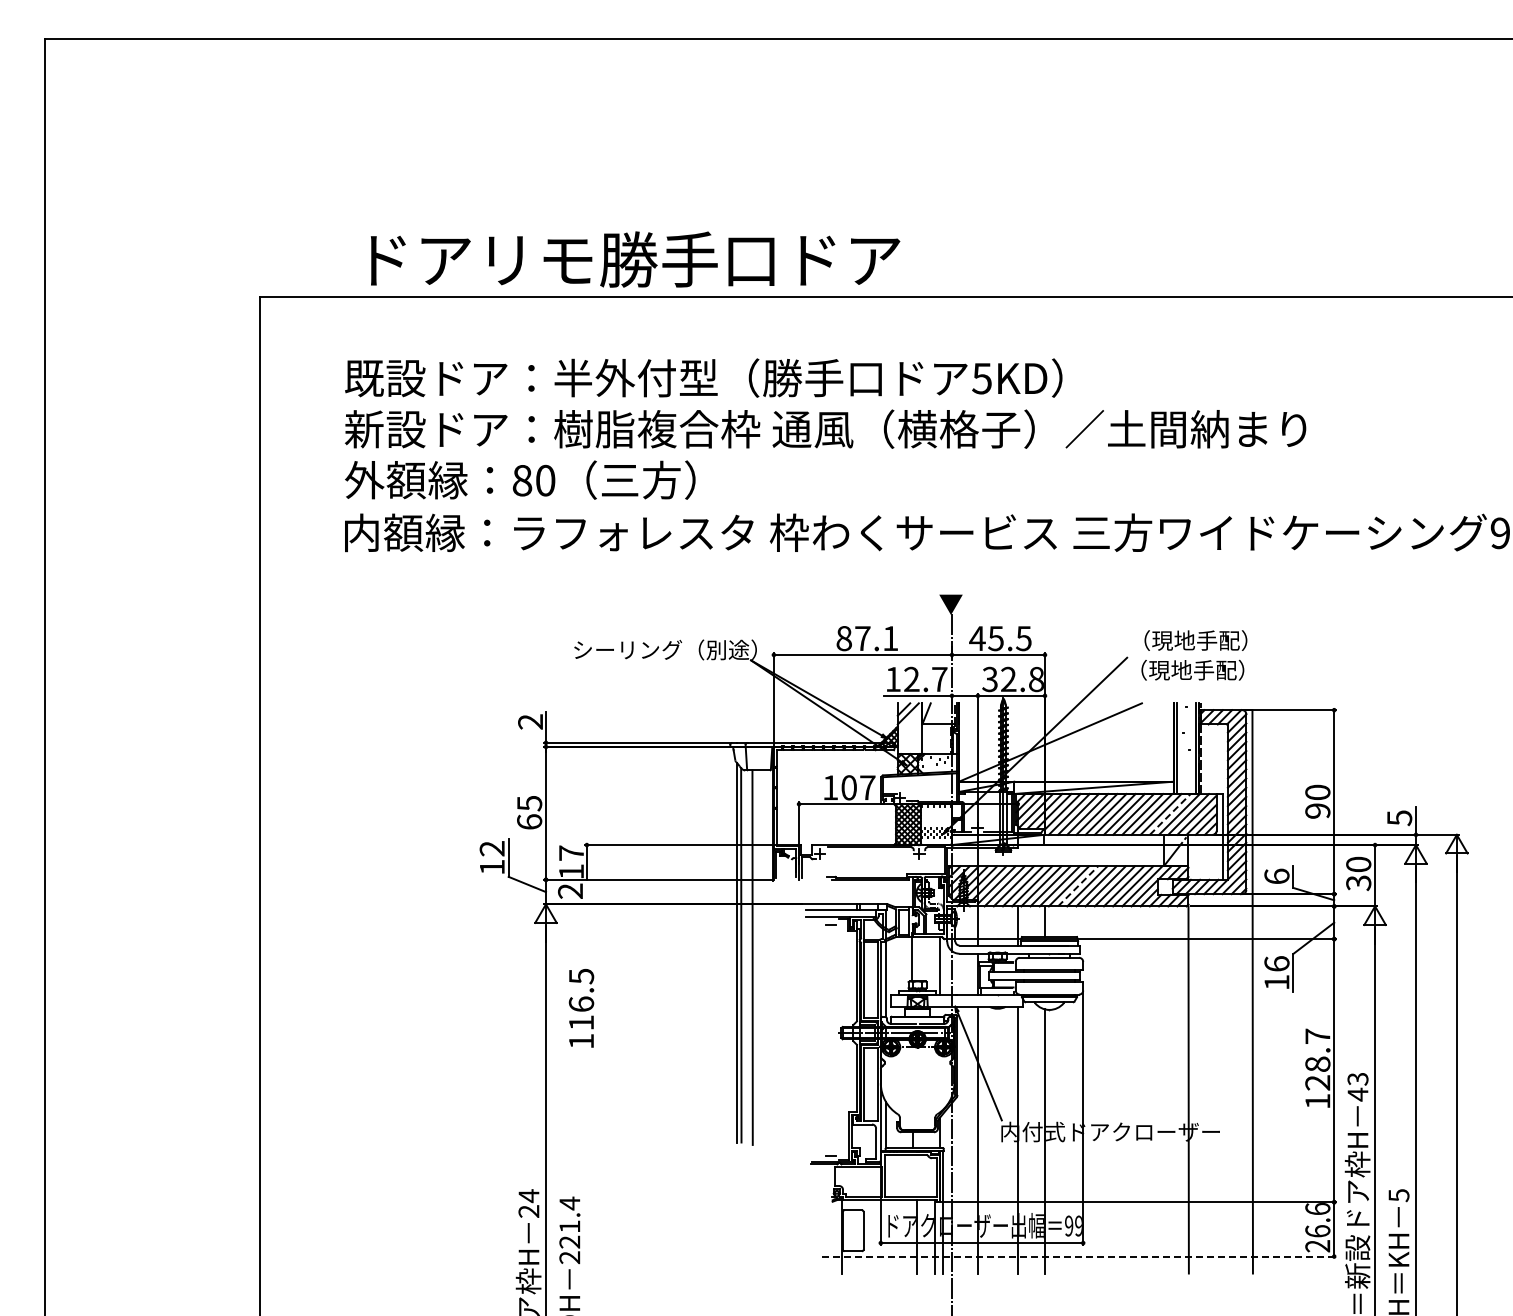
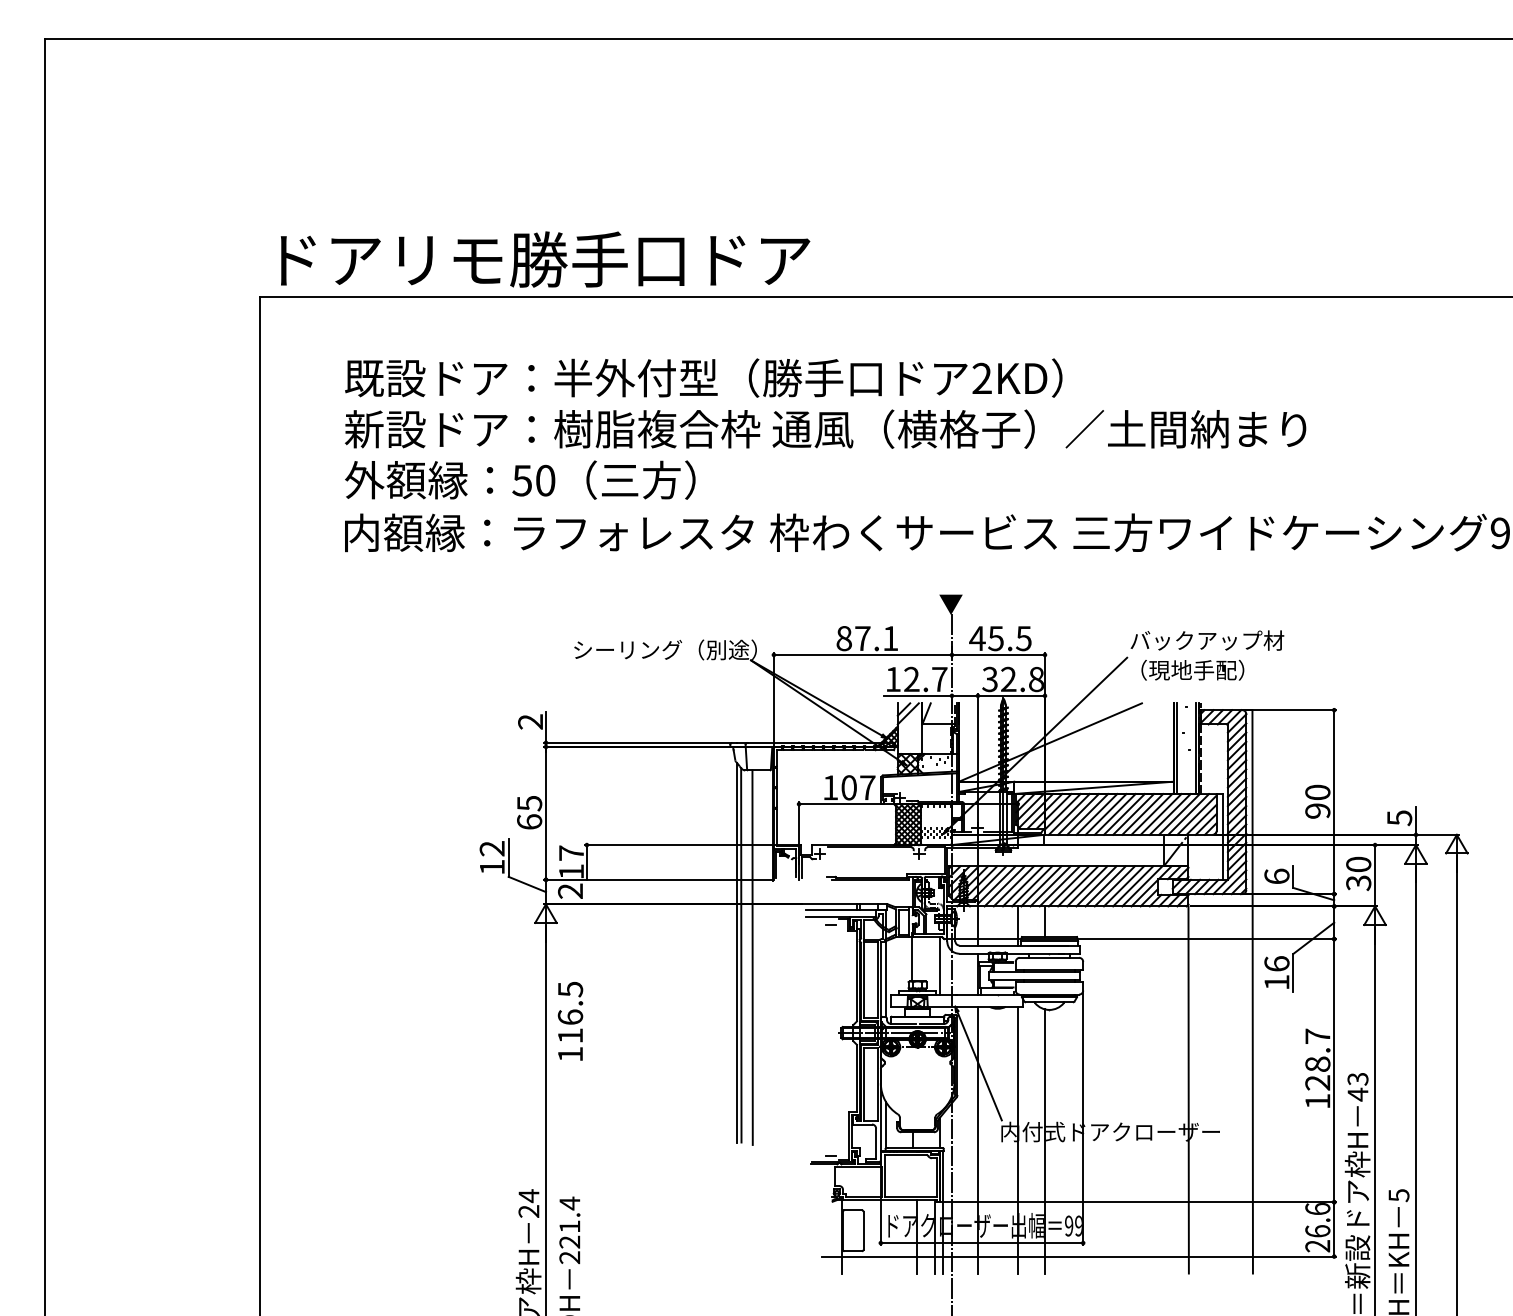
text position: (635, 259) -> (545, 259) (545, 259)
text: 5KD -> 2KD (981, 378)
text: 80 -> 50 (522, 480)
text: （現地手配） -> バックアップ材 (1207, 640)
line: dashed -> solid (1170, 814)
line: dashed -> solid (1078, 886)
text position: (581, 1008) -> (570, 1021) (570, 1021)
line: dashed -> solid (1079, 1256)
